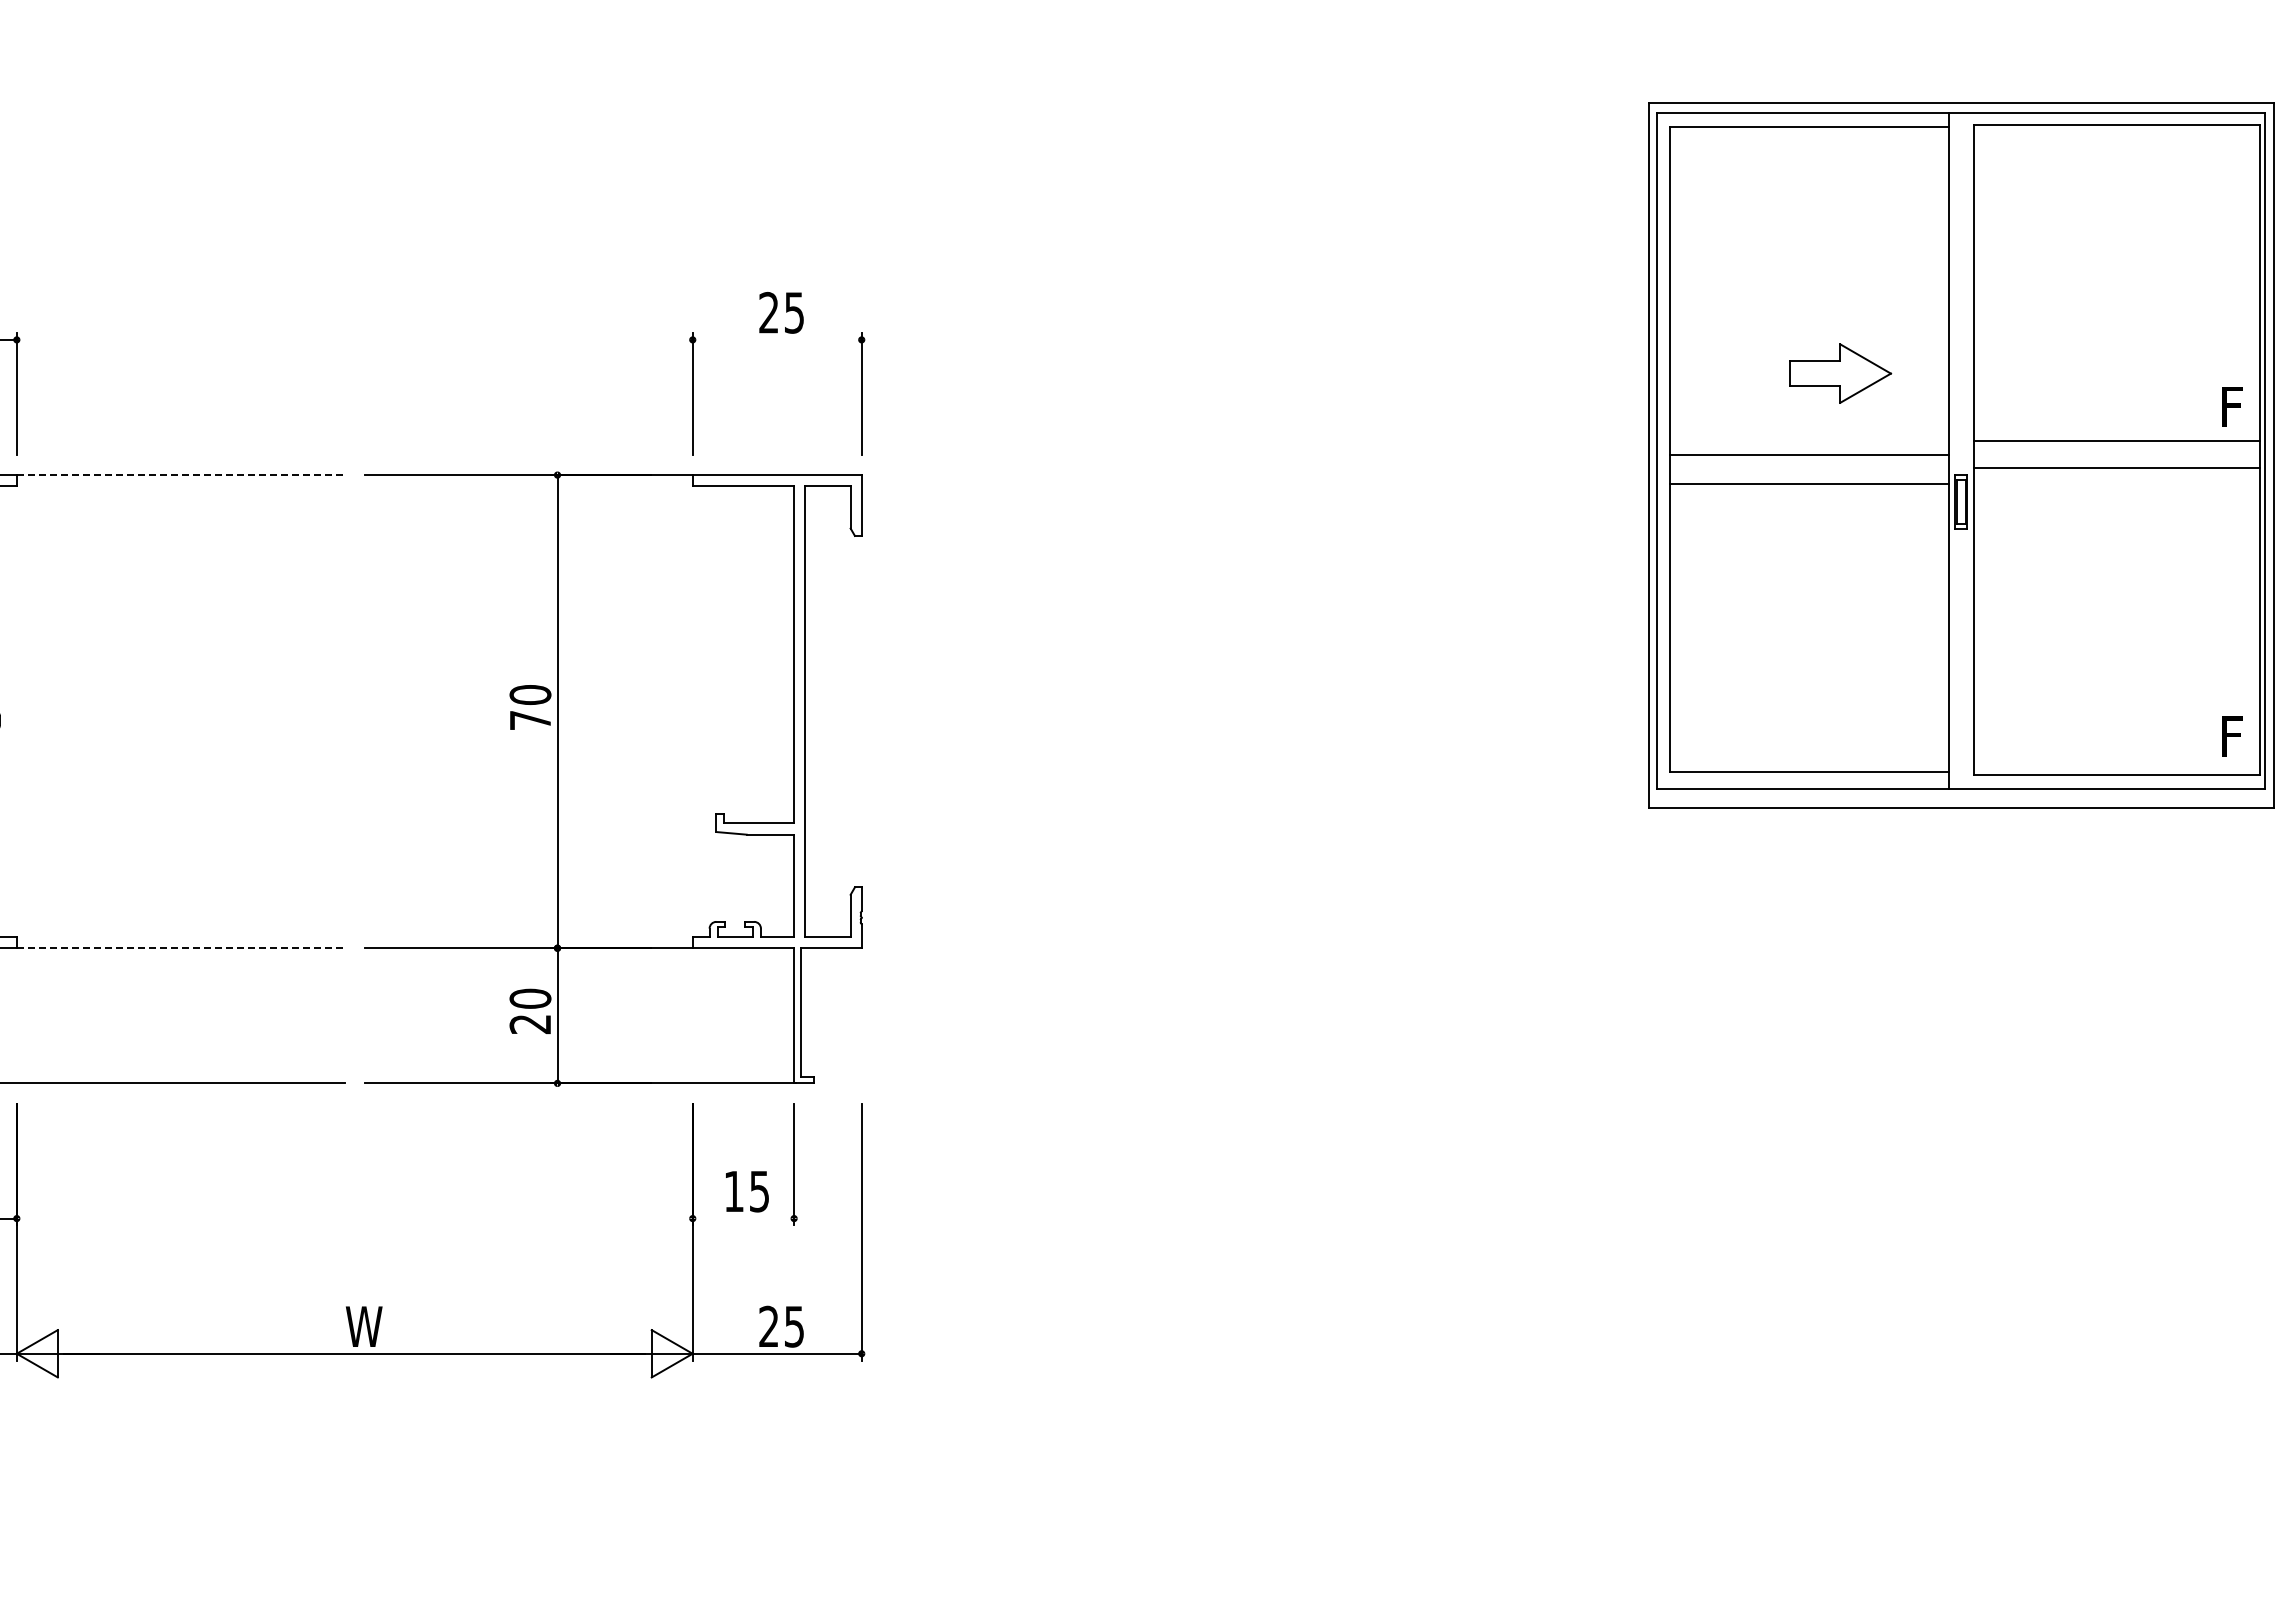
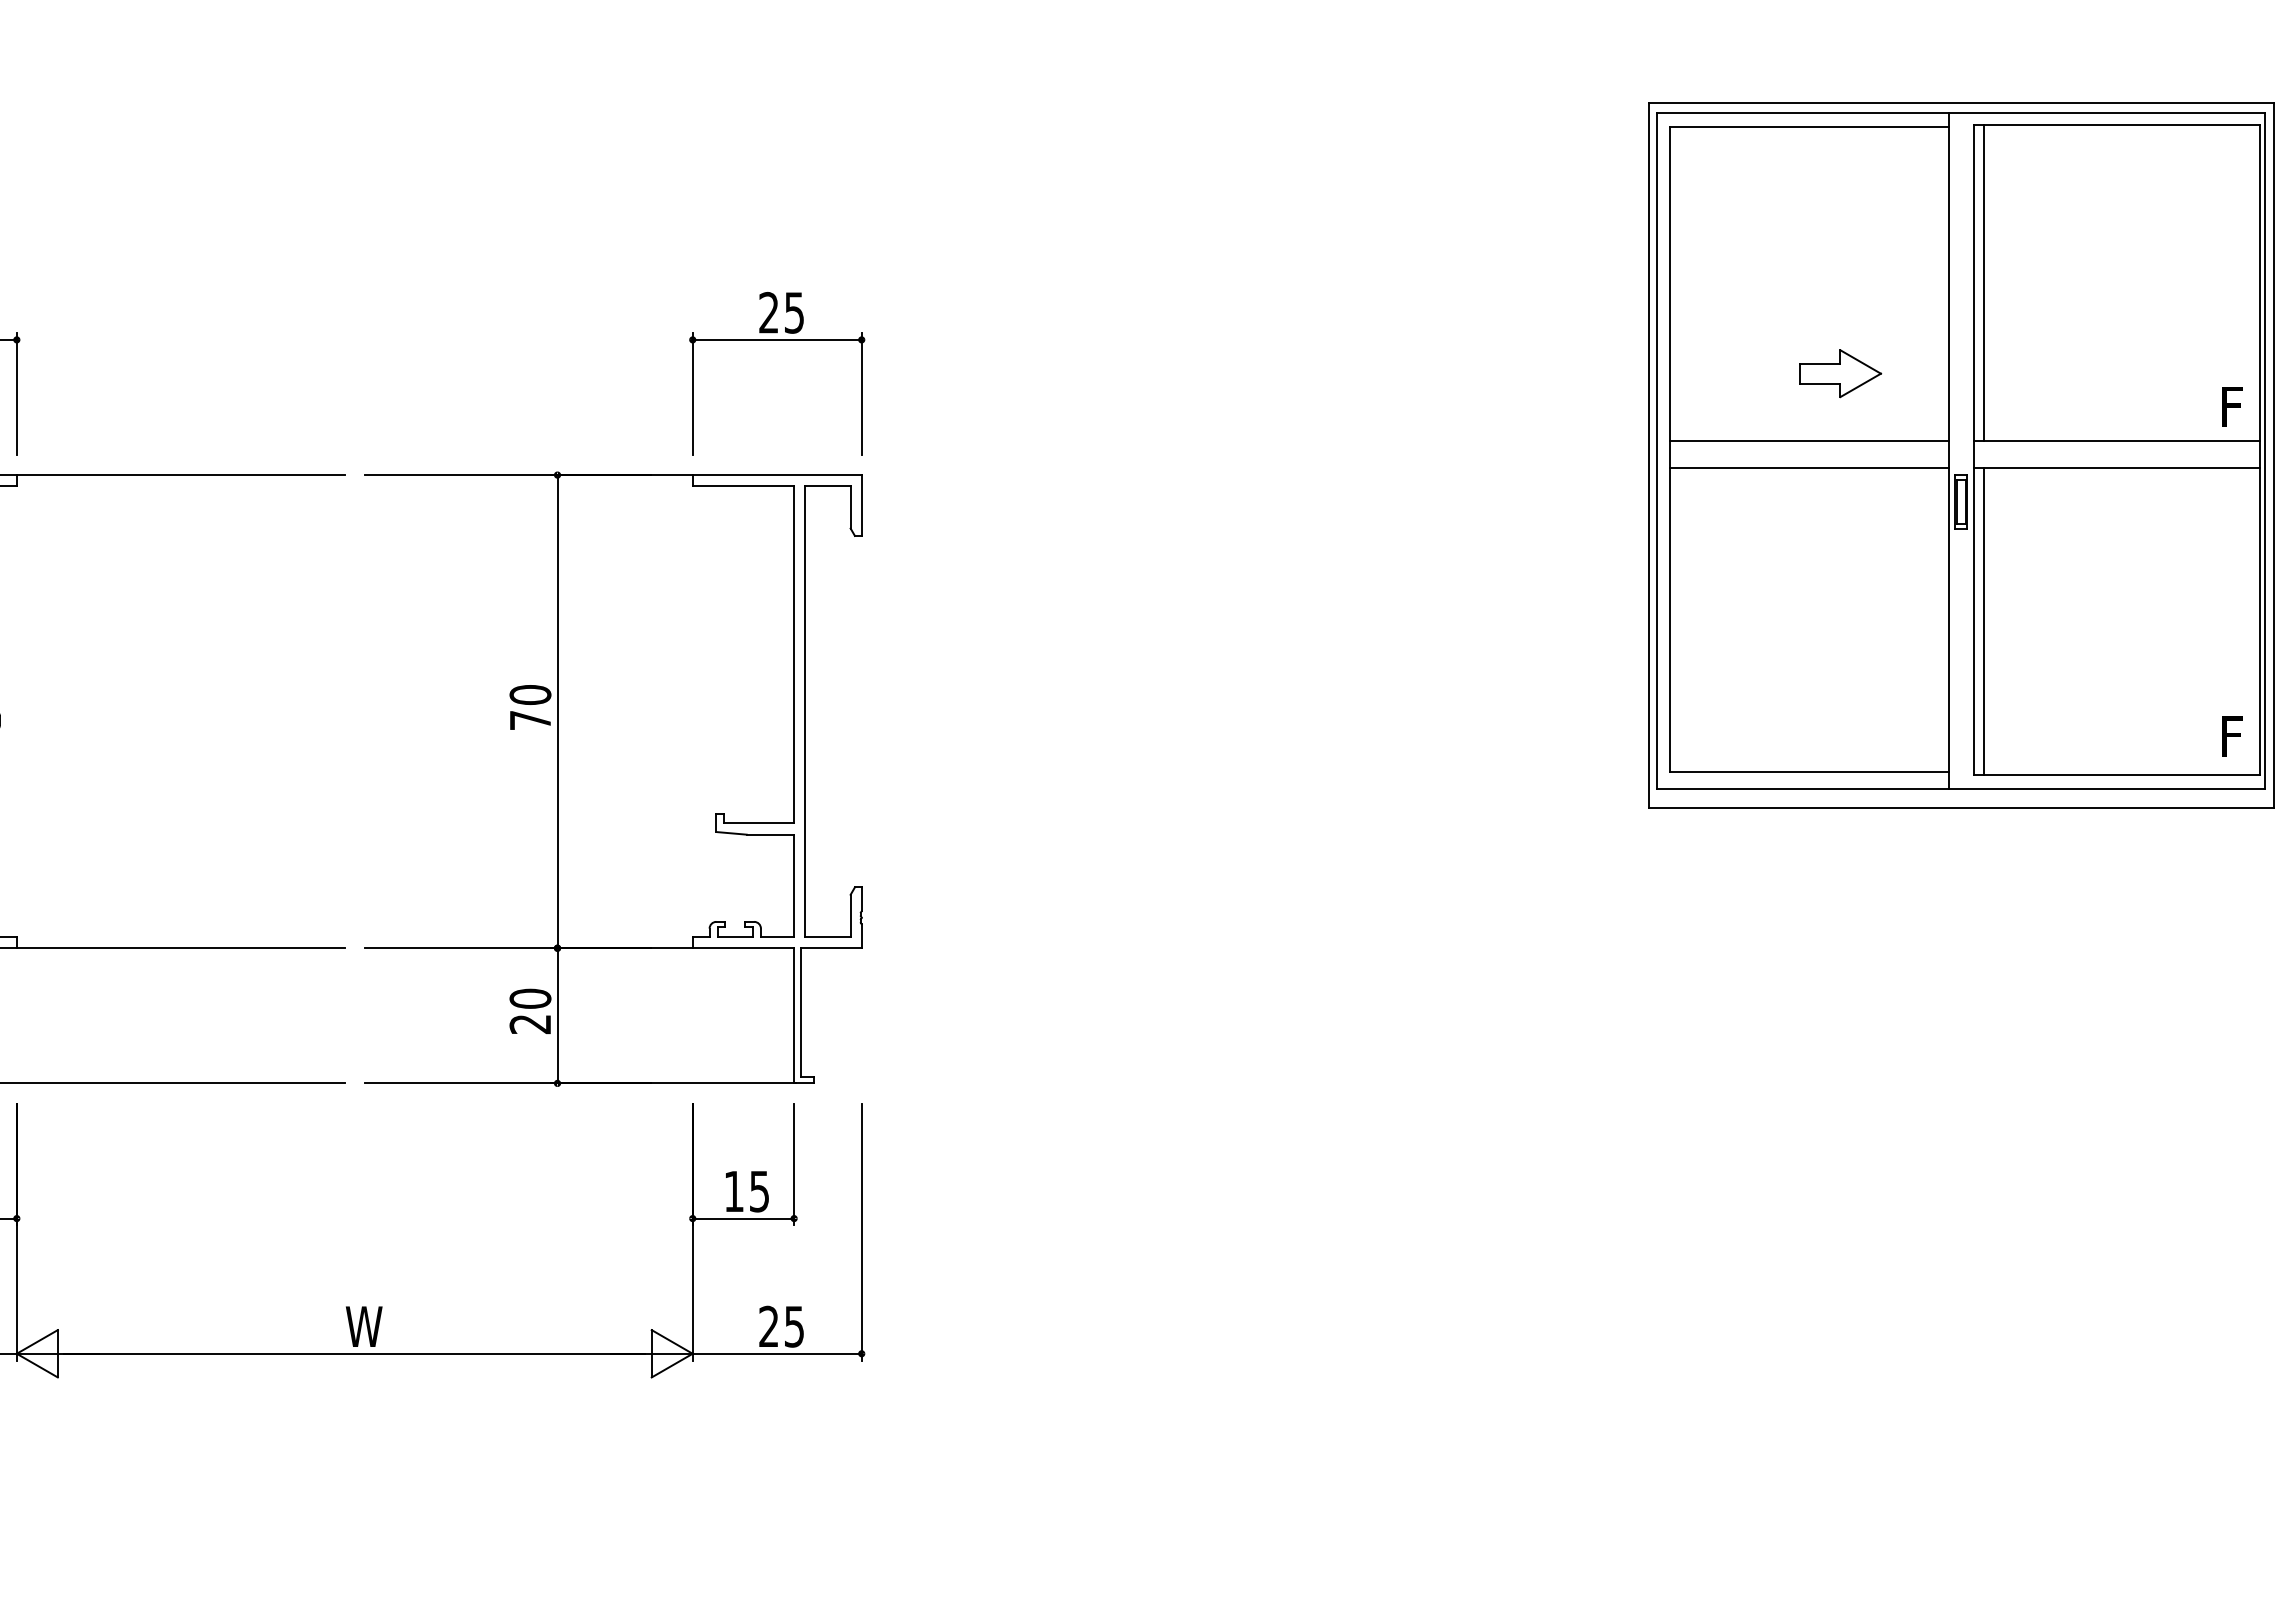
line: none -> present (1984, 283)
line: none -> present (776, 339)
part size: 104x61 px -> 84x50 px (1840, 373)
line position: (1809, 455) -> (1809, 441) (1809, 441)
line: dashed -> solid (180, 475)
line position: (1809, 484) -> (1809, 468) (1809, 468)
line: none -> present (1984, 621)
line: dashed -> solid (180, 948)
line: none -> present (743, 1218)
